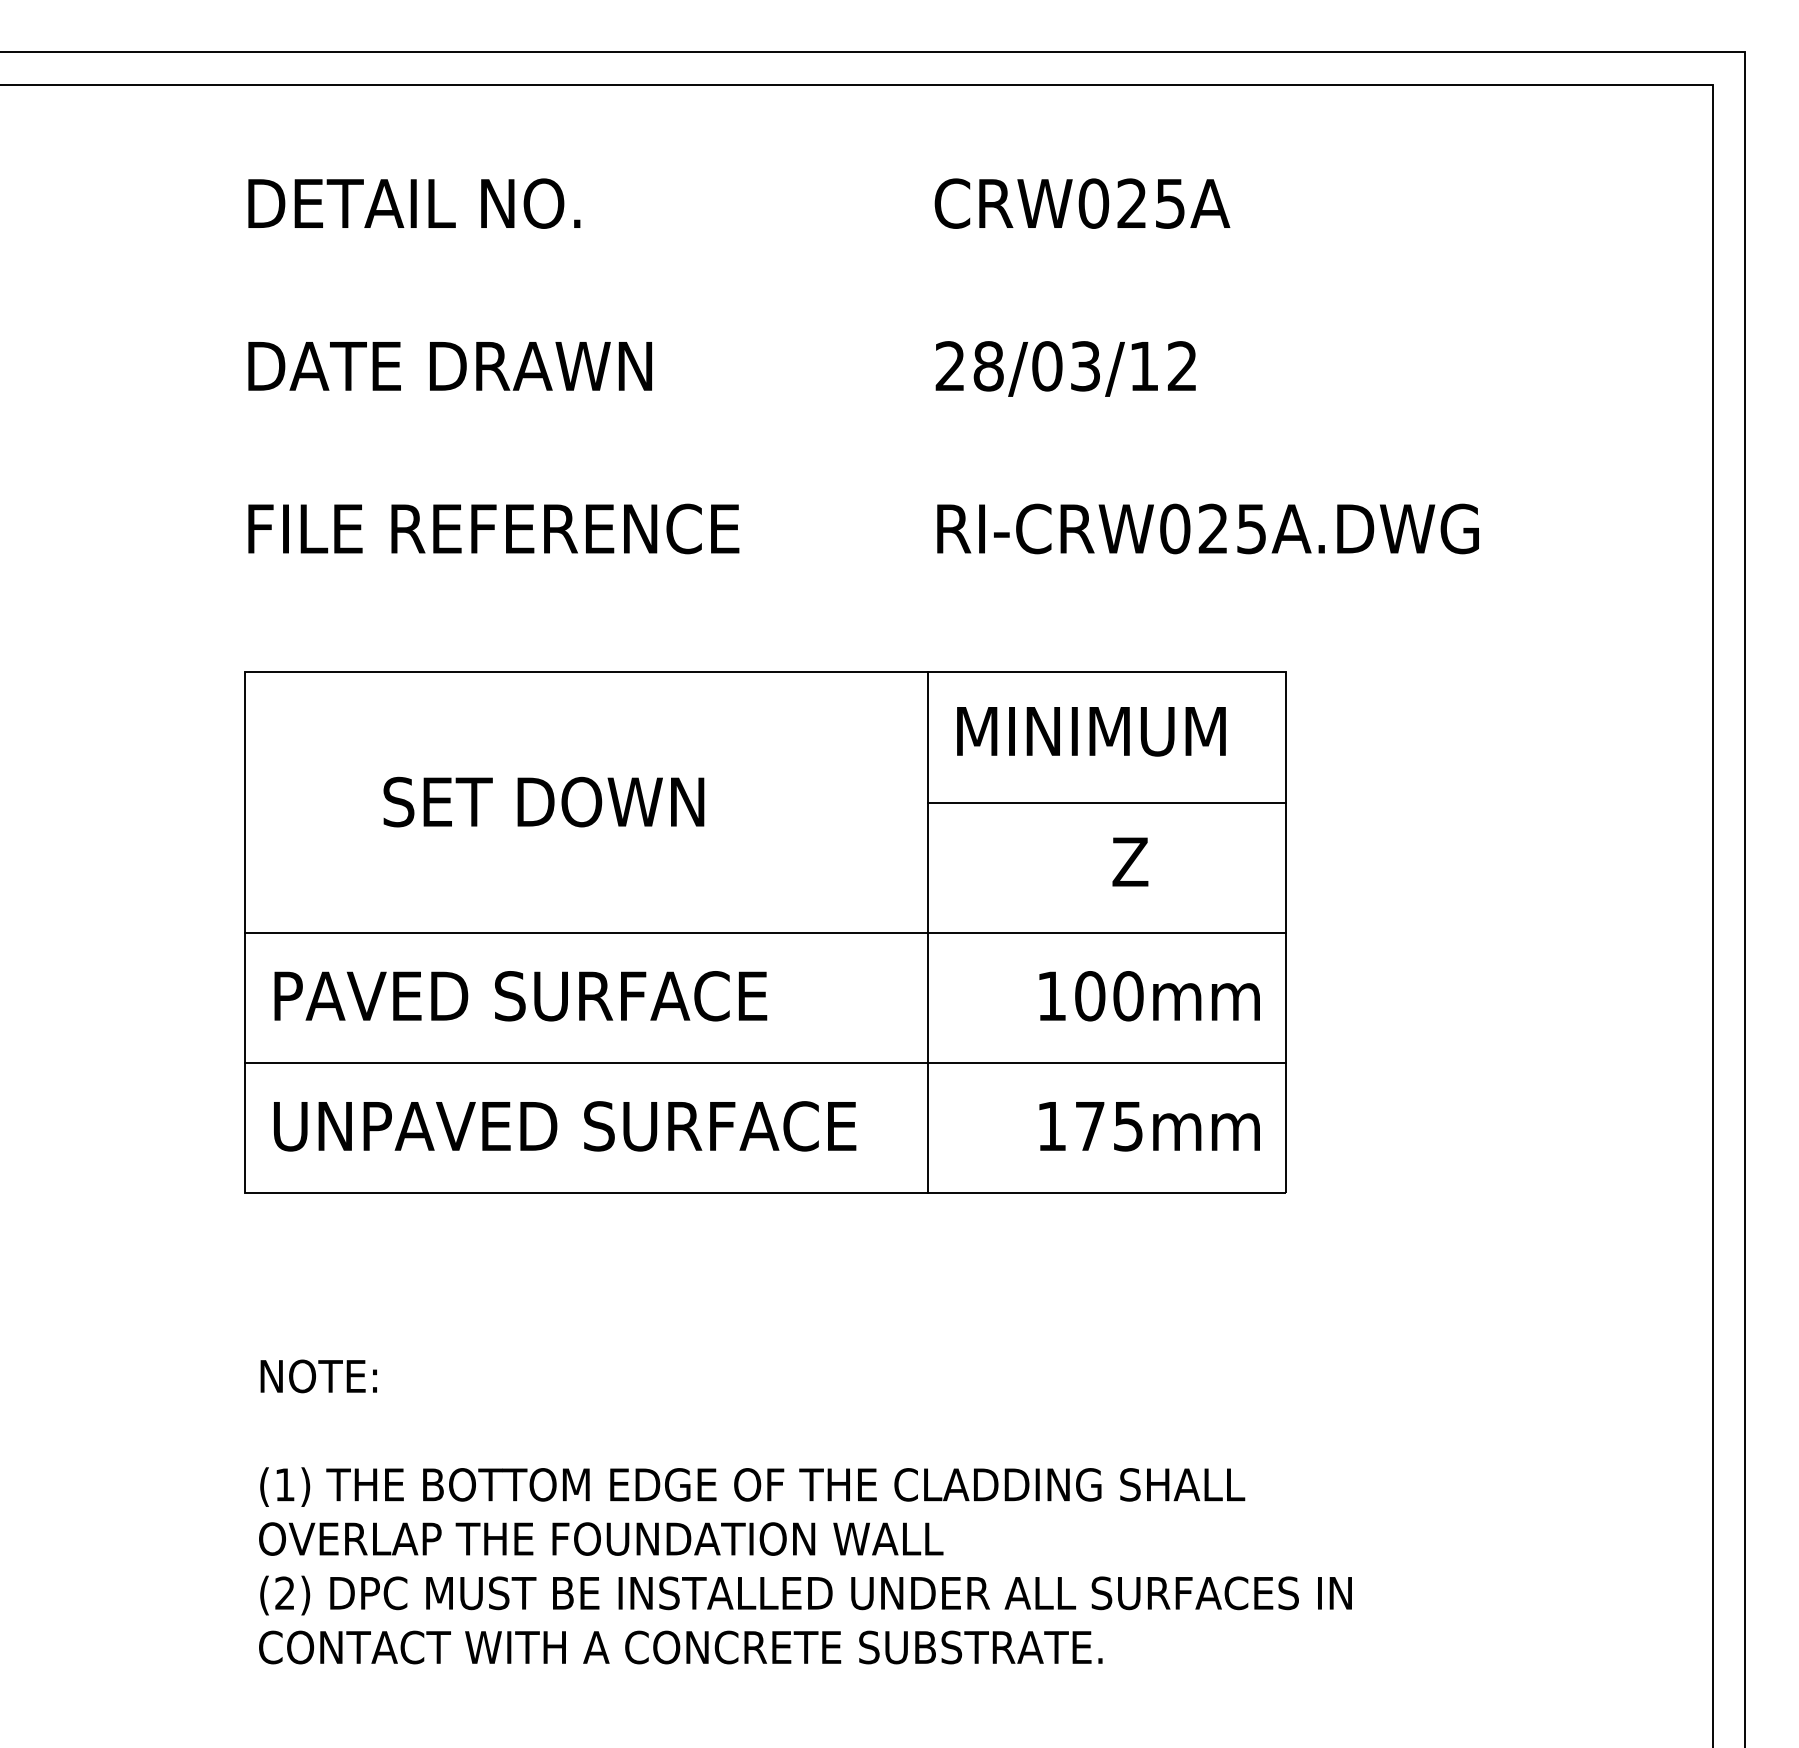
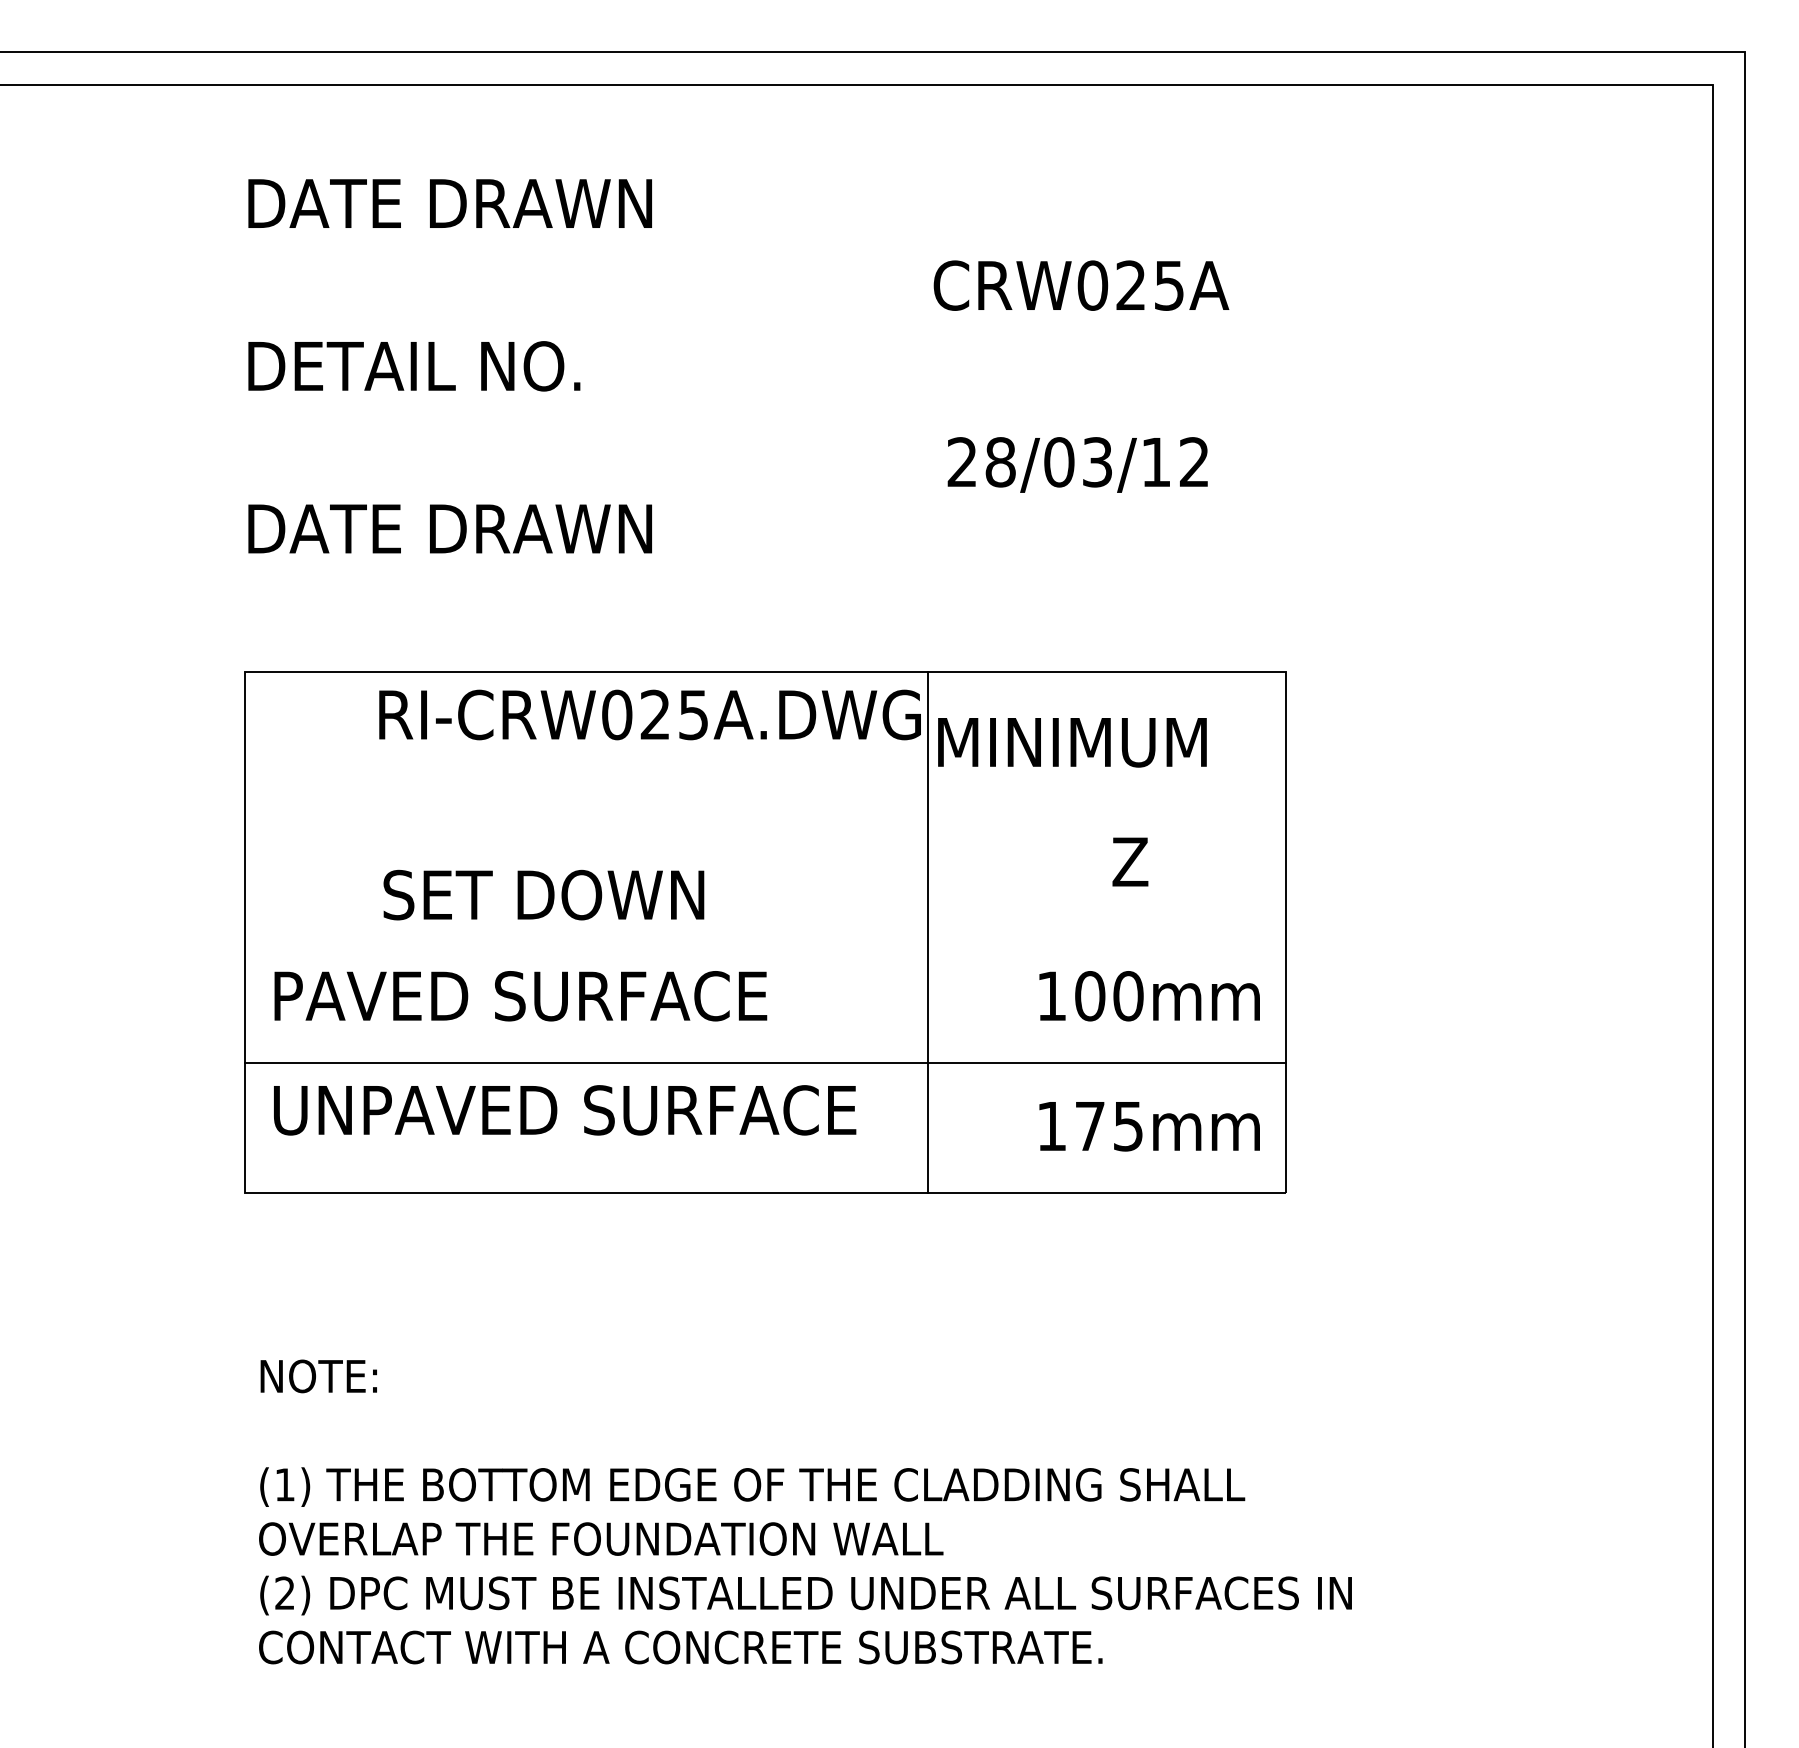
text: DETAIL NO. -> DATE DRAWN (470, 203)
text position: (1082, 203) -> (1081, 285) (1081, 285)
text: DATE DRAWN -> DETAIL NO. (470, 366)
text position: (1065, 368) -> (1077, 464) (1077, 464)
text: FILE REFERENCE -> DATE DRAWN (496, 528)
text position: (1207, 528) -> (649, 714) (649, 714)
text position: (1091, 731) -> (1072, 742) (1072, 742)
text position: (543, 801) -> (543, 894) (543, 894)
line: present -> none (1107, 802)
line: present -> none (765, 932)
text position: (565, 1126) -> (565, 1110) (565, 1110)
